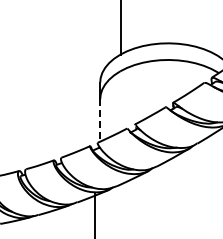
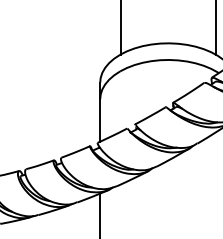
line: none -> present (215, 28)
line: dashed -> solid (100, 120)
line position: (95, 214) -> (100, 214) (100, 214)
